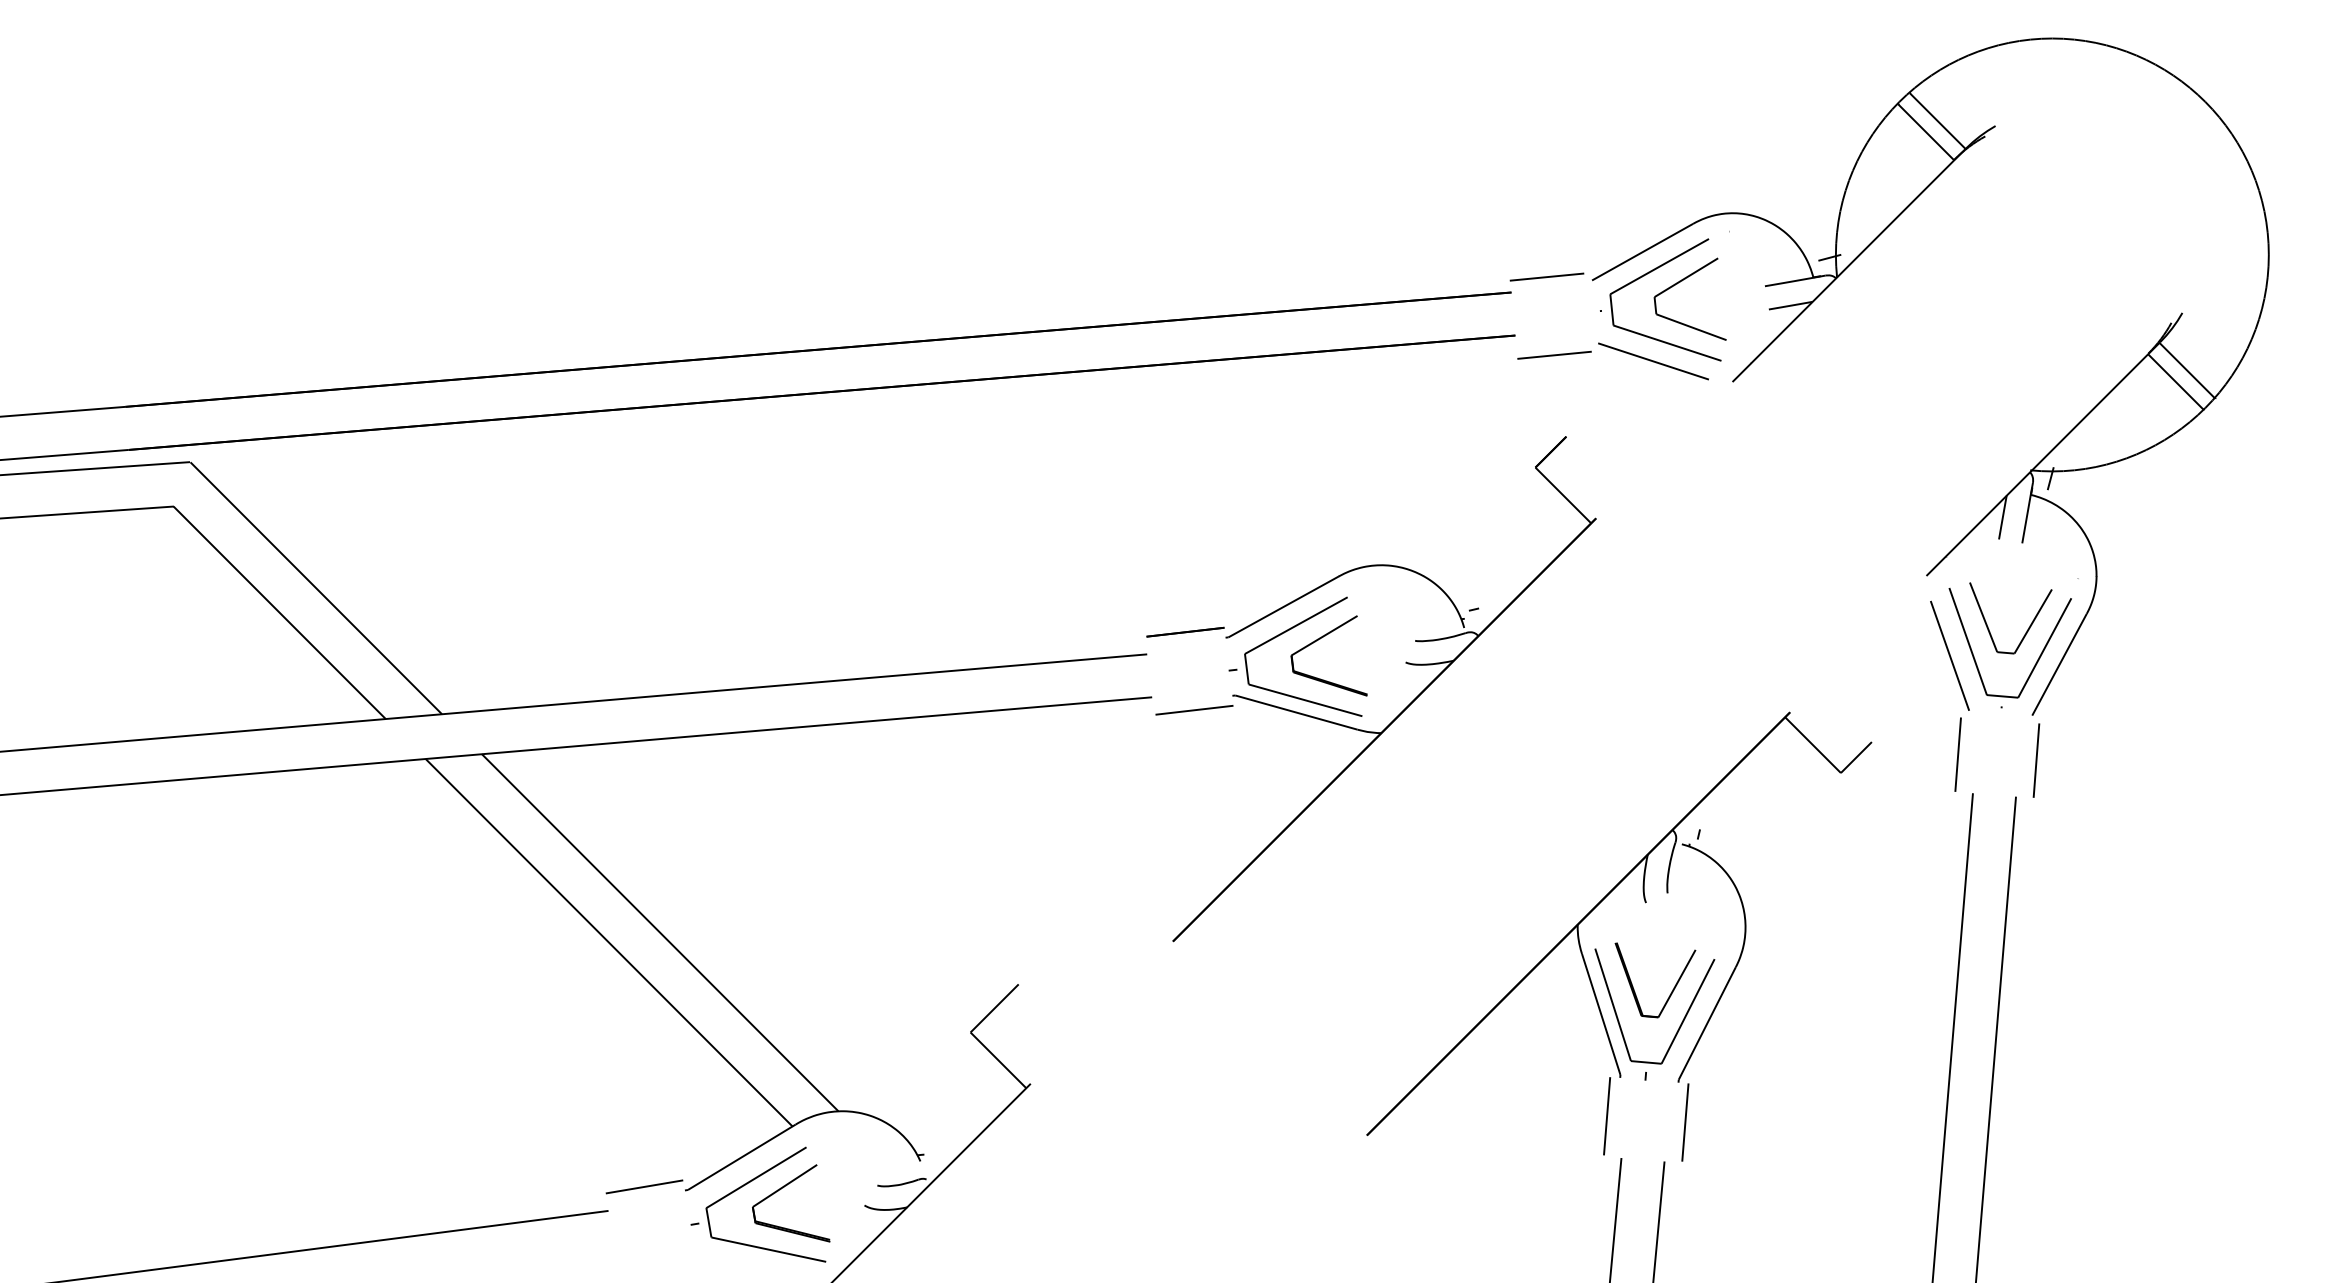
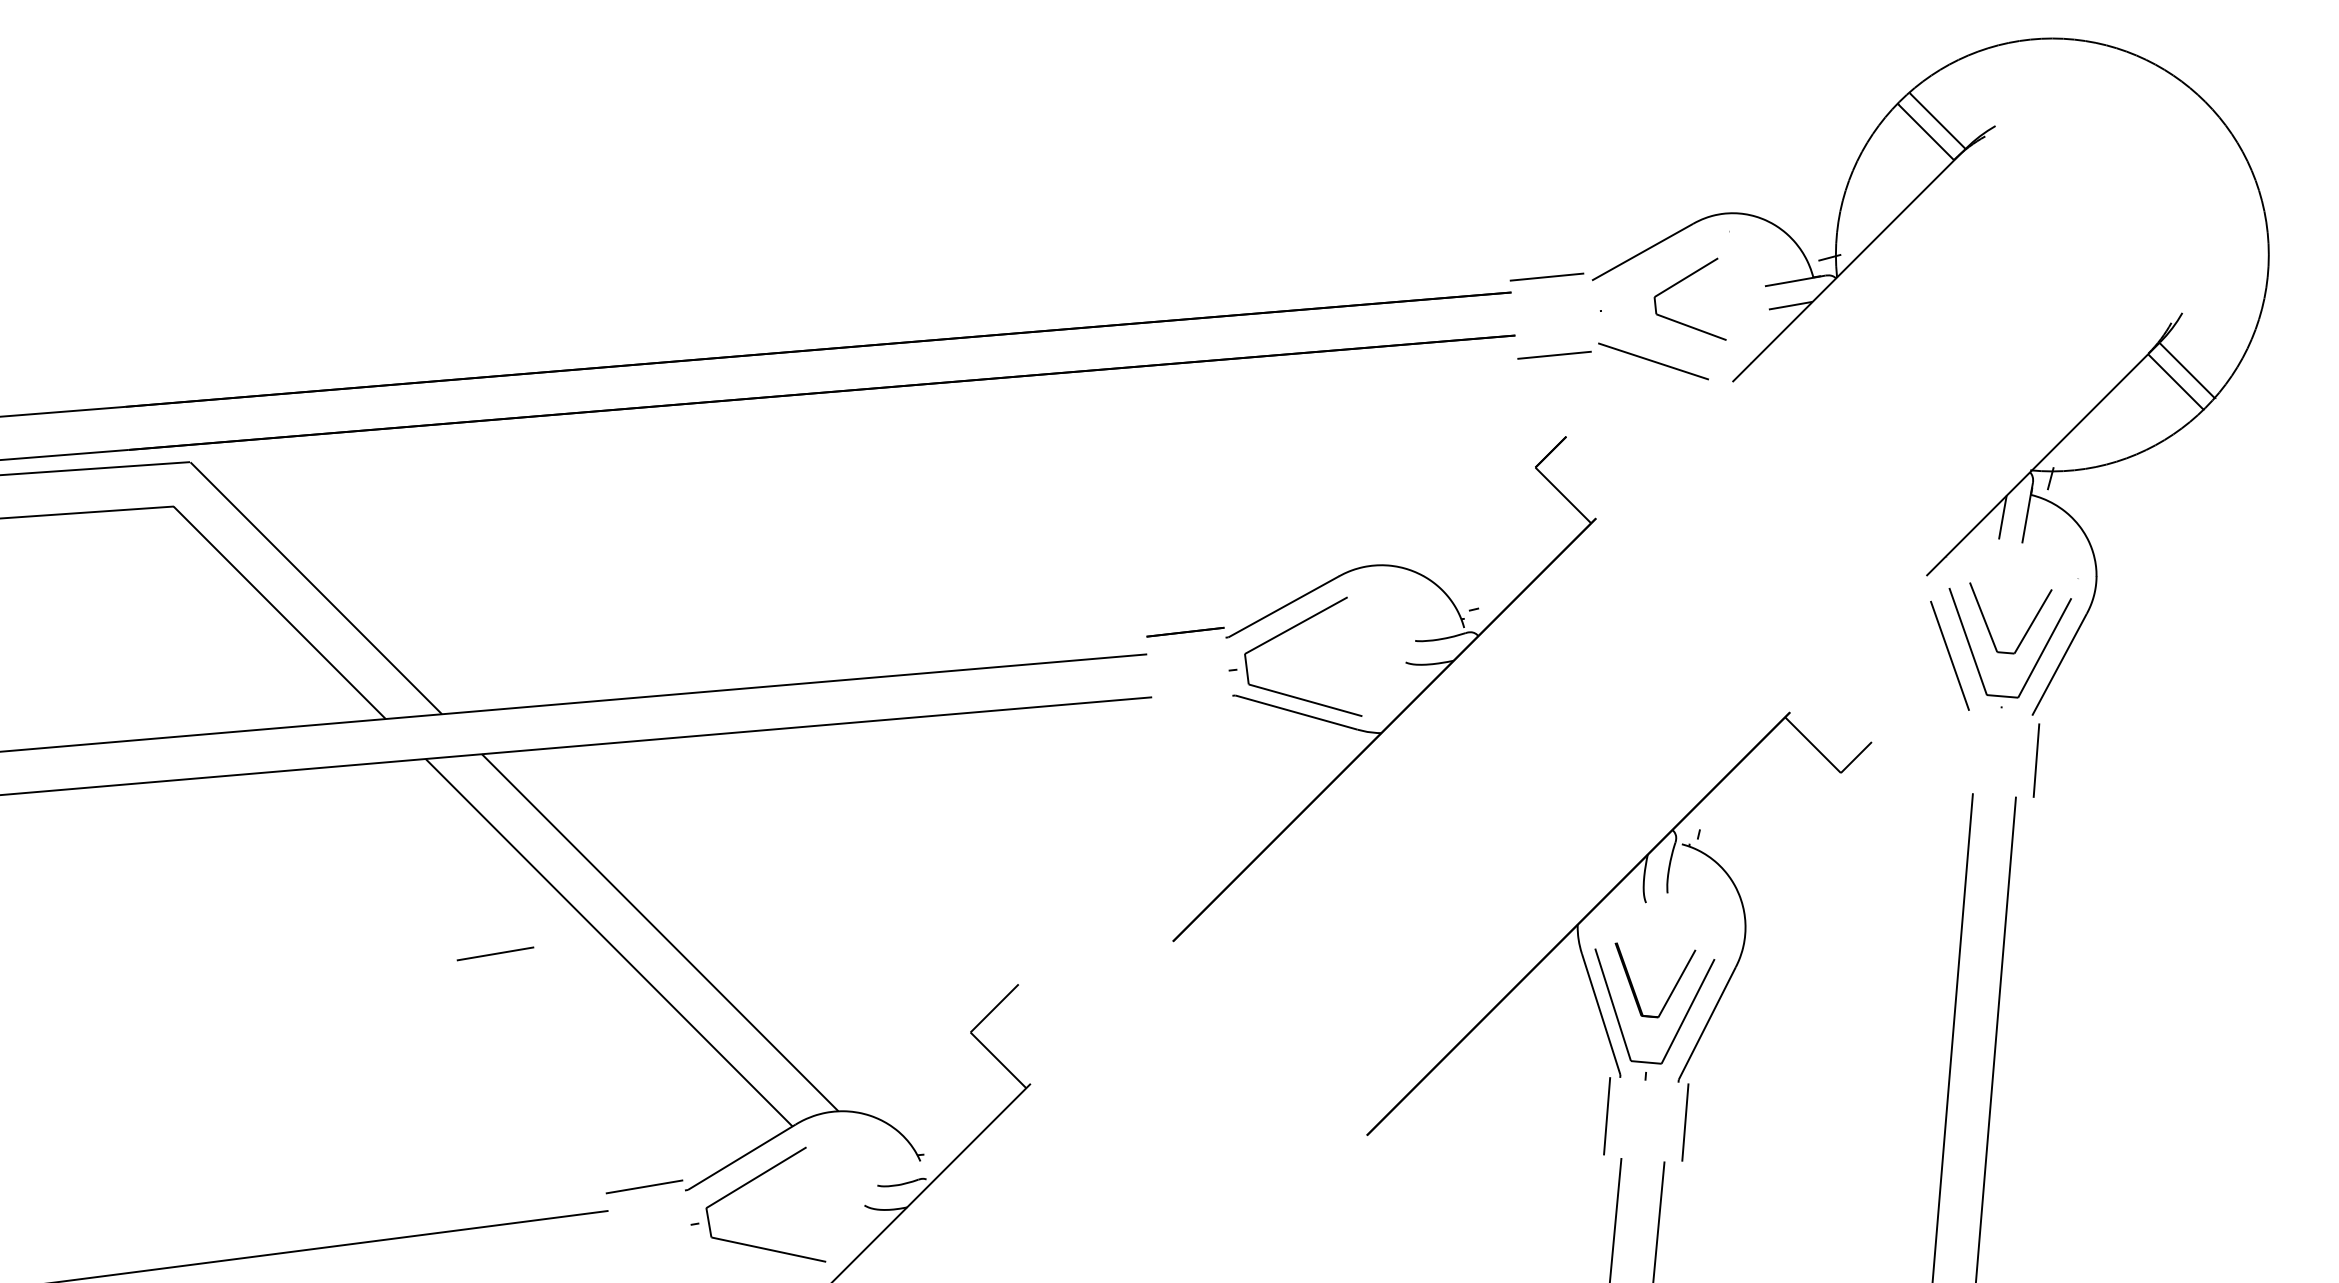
part: present -> none (1651, 272)
part: present -> none (1320, 639)
line: present -> none (1194, 710)
line: present -> none (1957, 754)
line: none -> present (495, 953)
part: present -> none (783, 1188)
